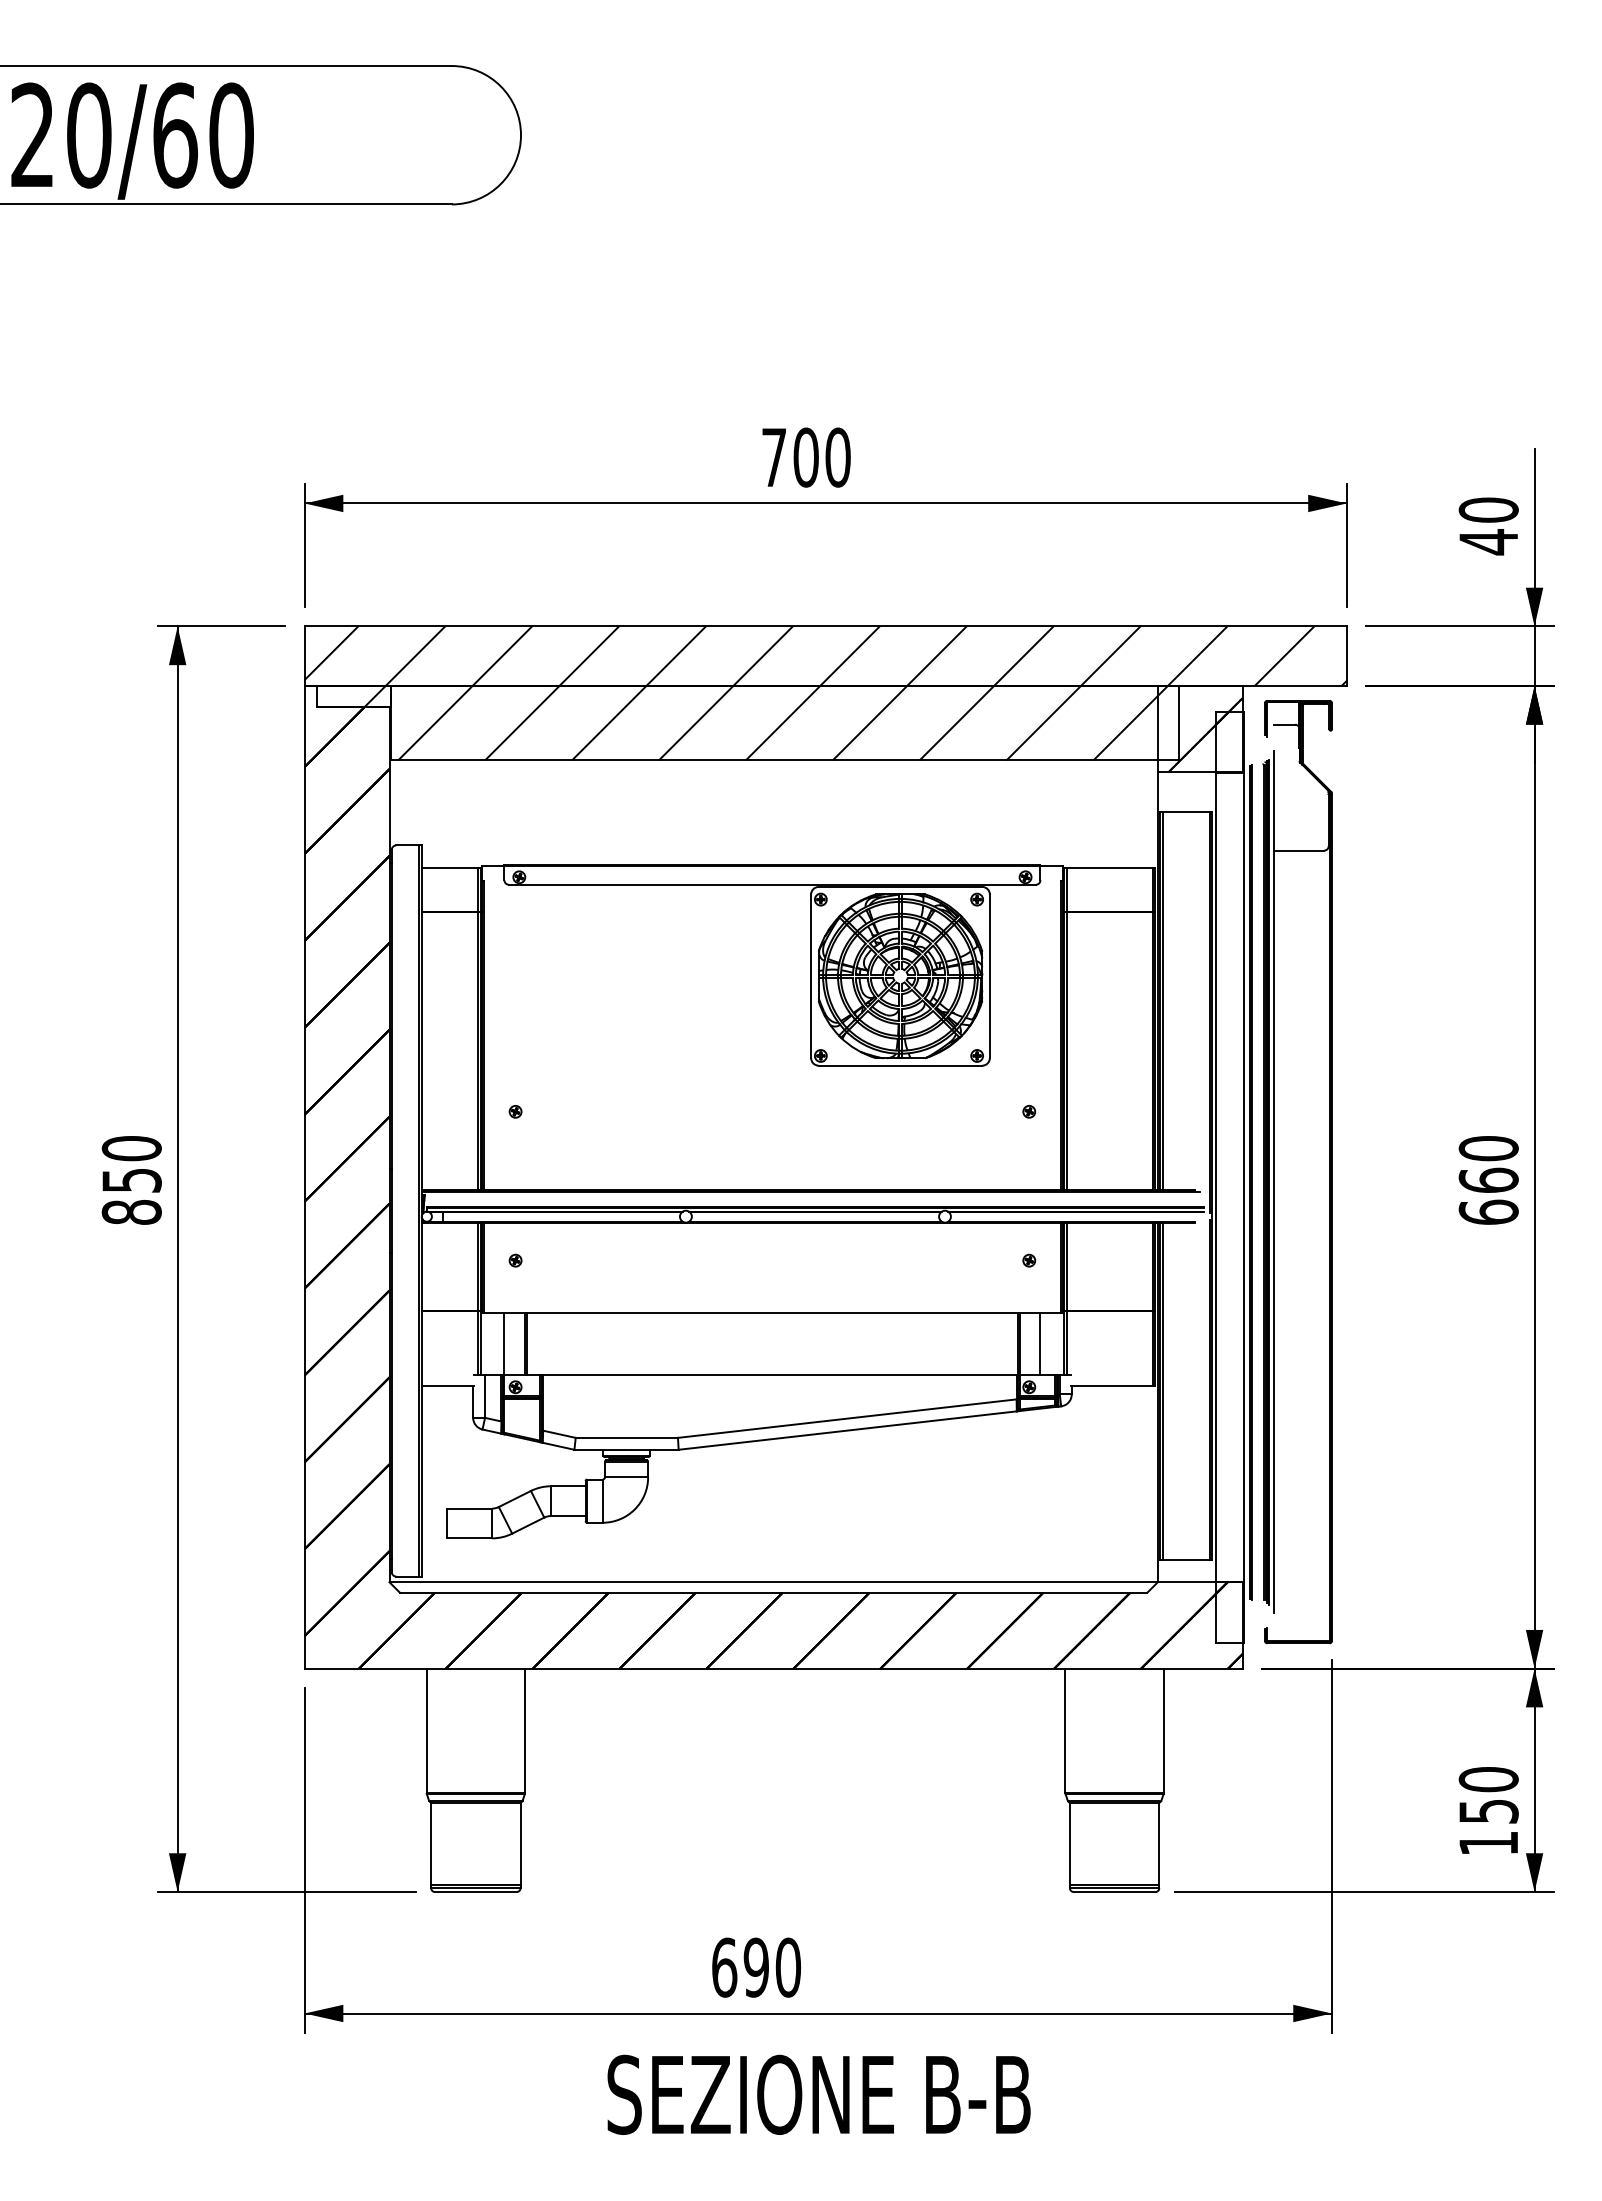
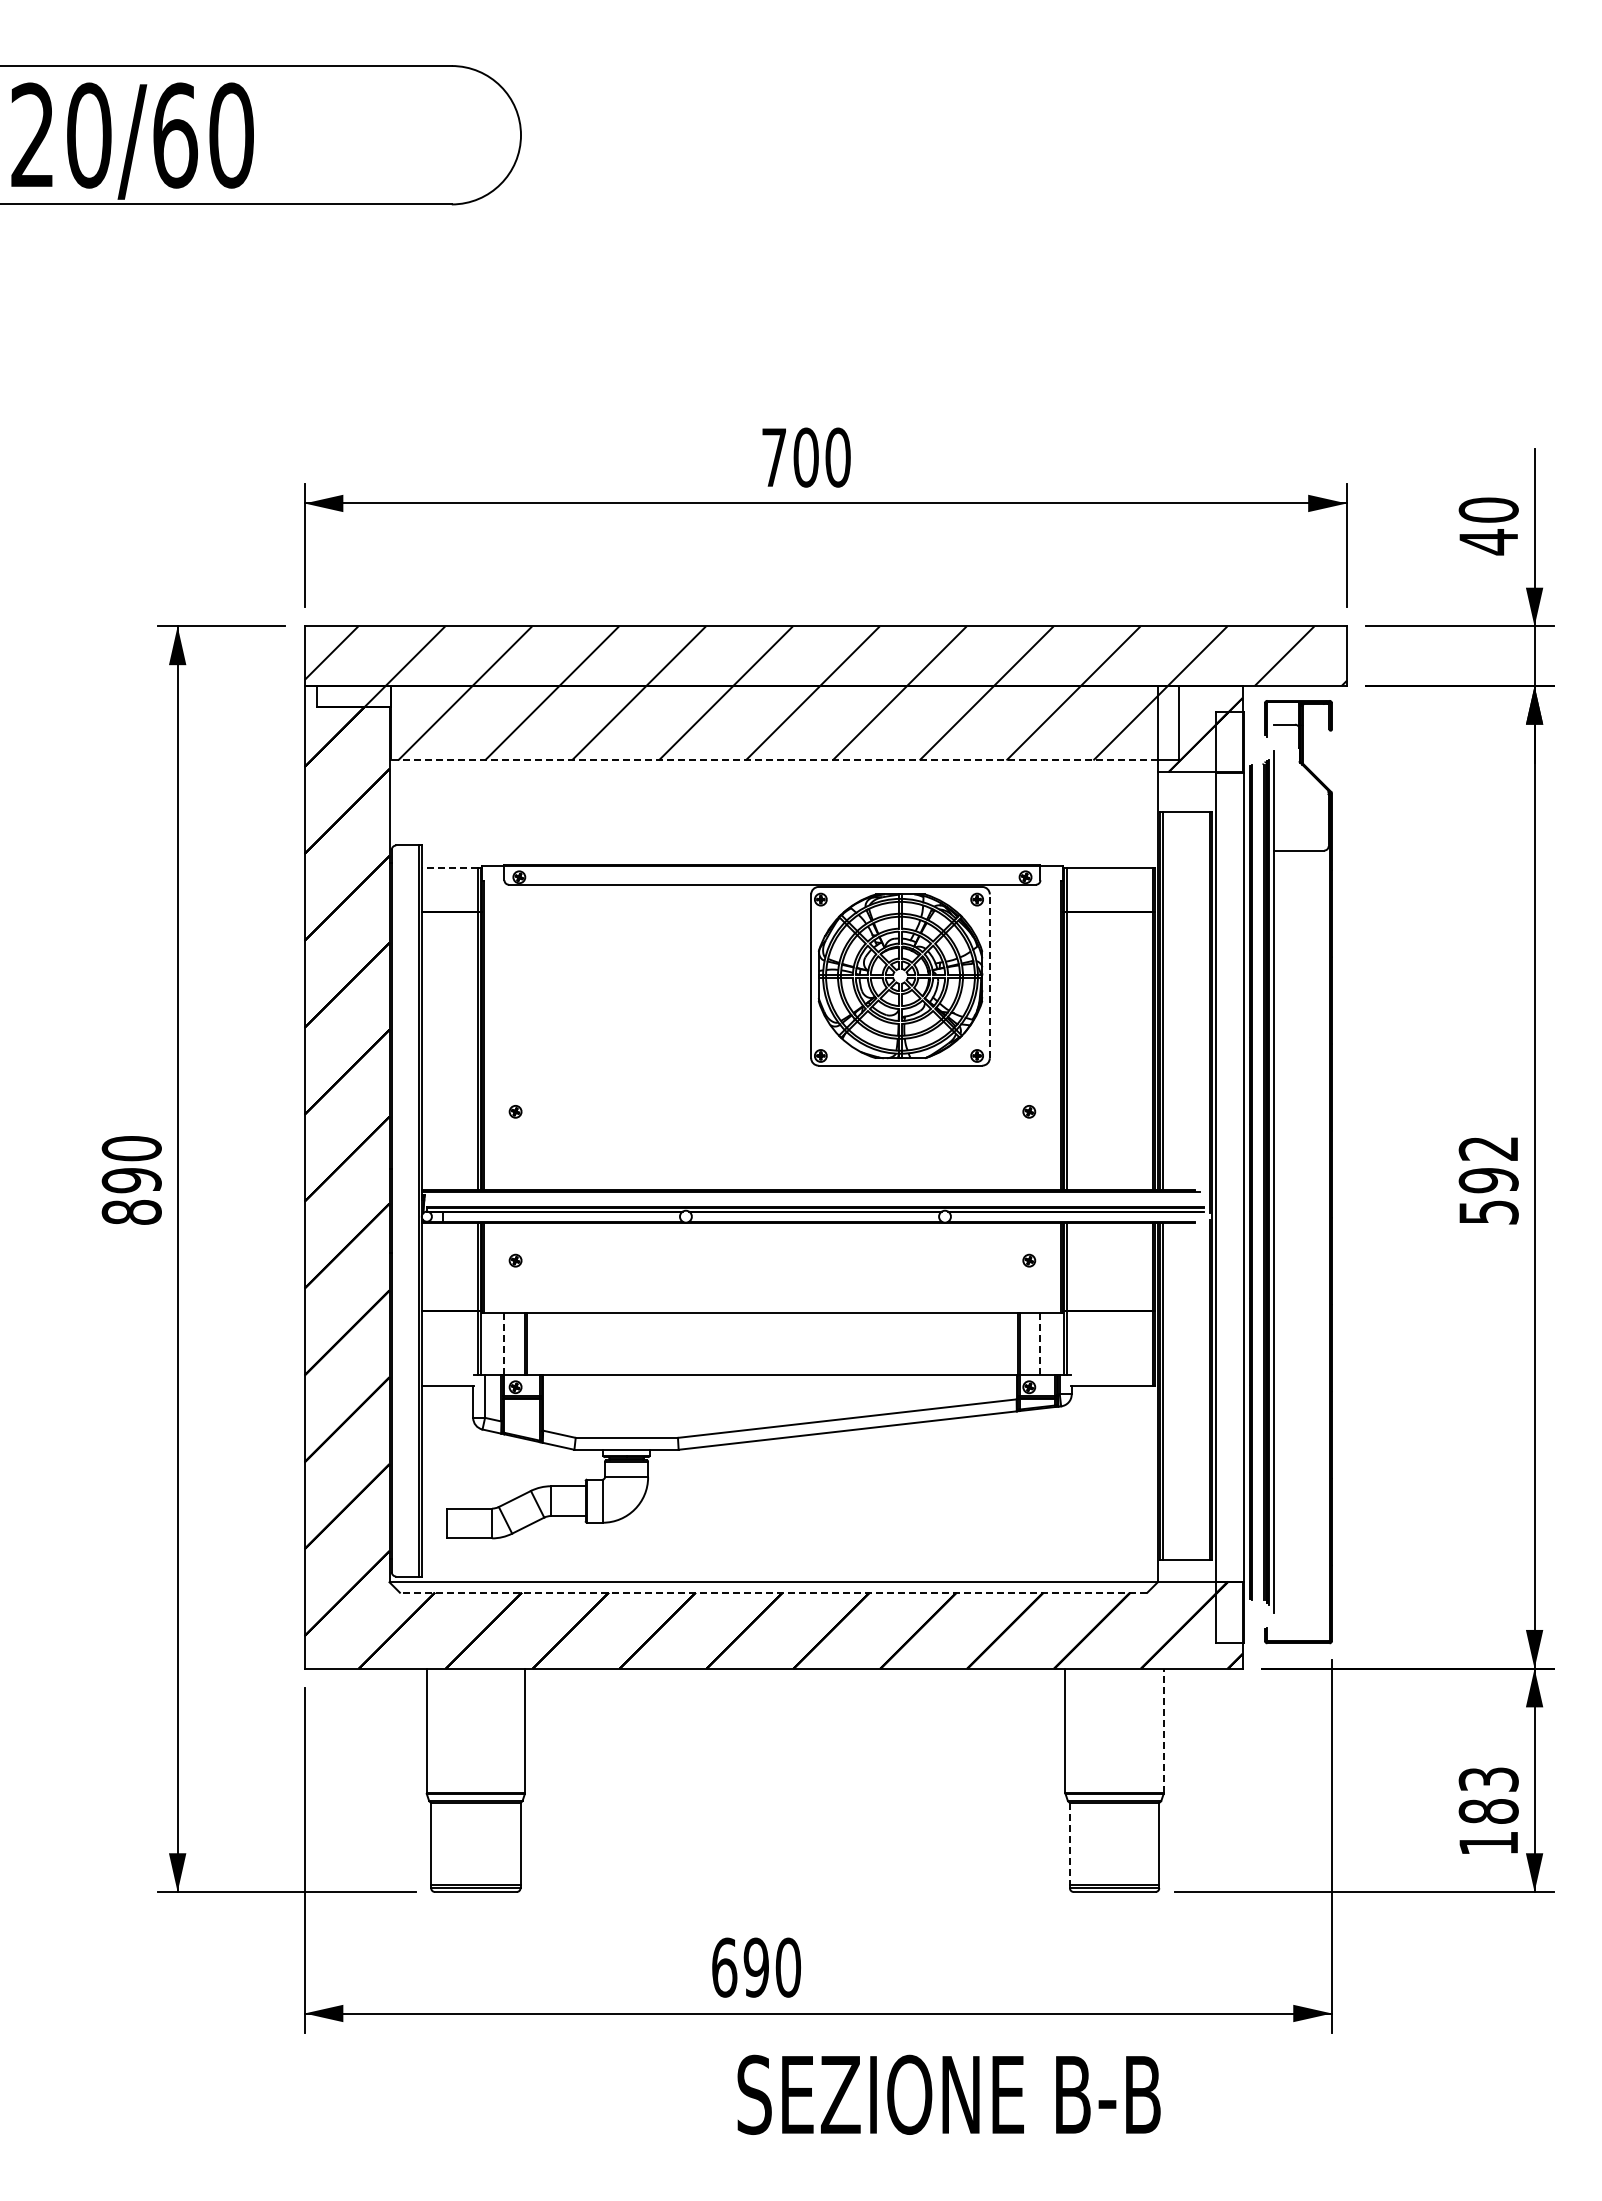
line: solid -> dashed (773, 760)
line: solid -> dashed (449, 867)
line: solid -> dashed (989, 976)
text: 850 -> 890 (131, 1180)
text: 660 -> 592 (1488, 1180)
line: solid -> dashed (504, 1343)
line: solid -> dashed (1040, 1343)
line: solid -> dashed (773, 1592)
line: solid -> dashed (1163, 1730)
text: 150 -> 183 (1488, 1795)
line: solid -> dashed (1069, 1843)
text position: (818, 2094) -> (948, 2094) (948, 2094)
